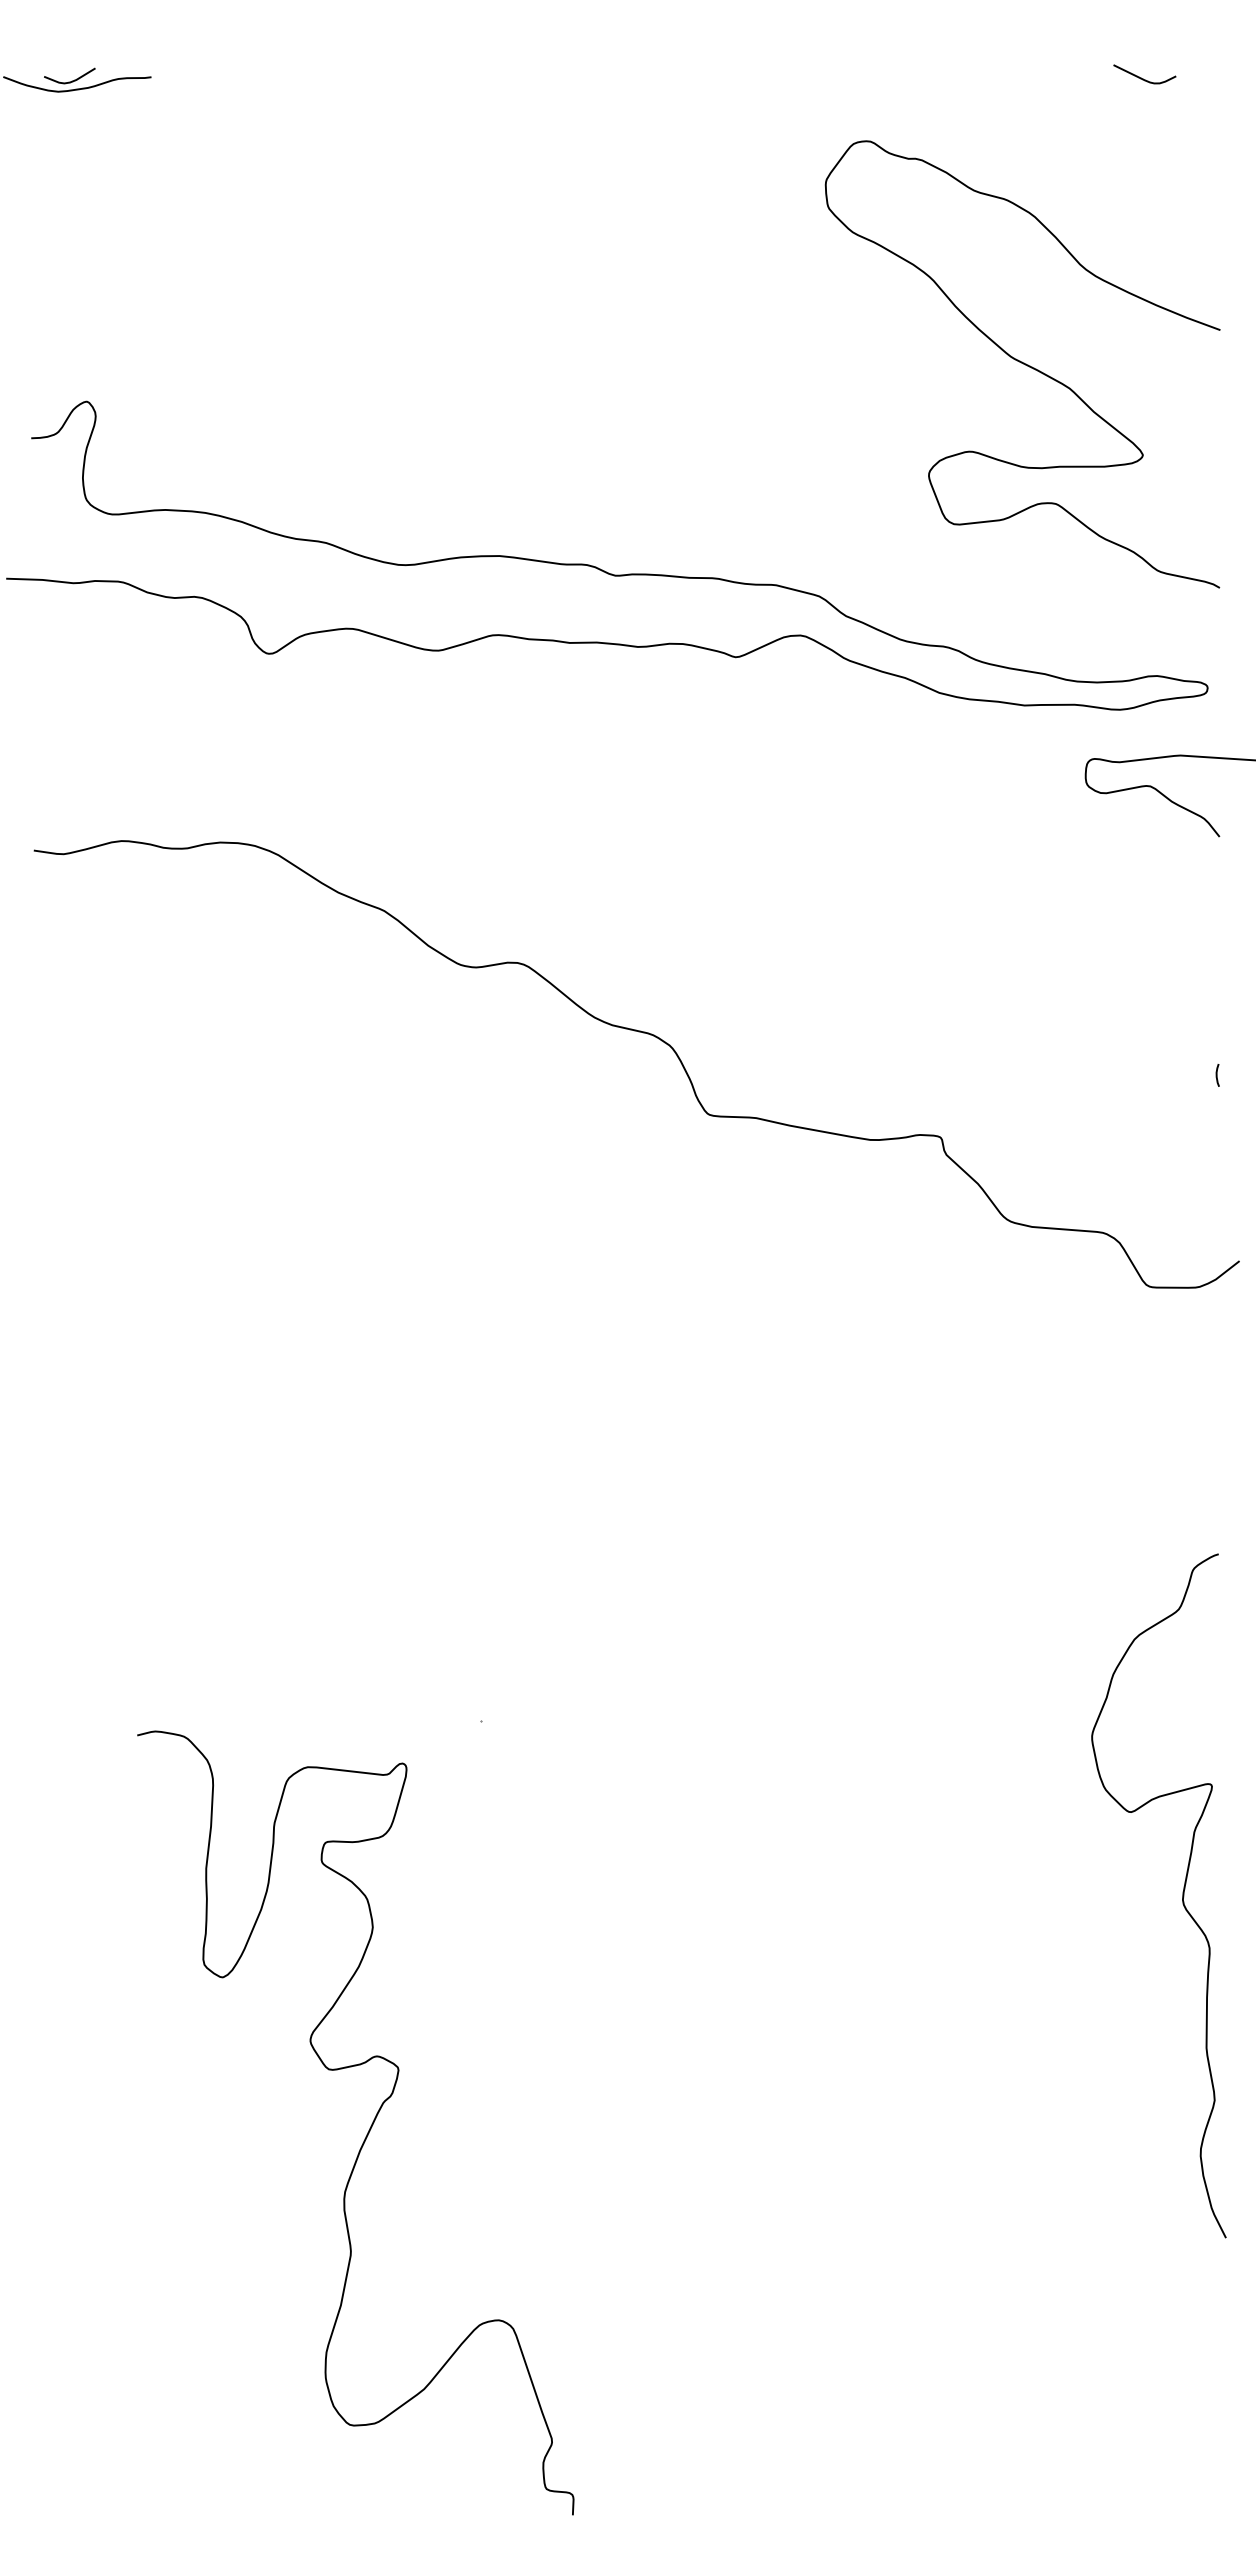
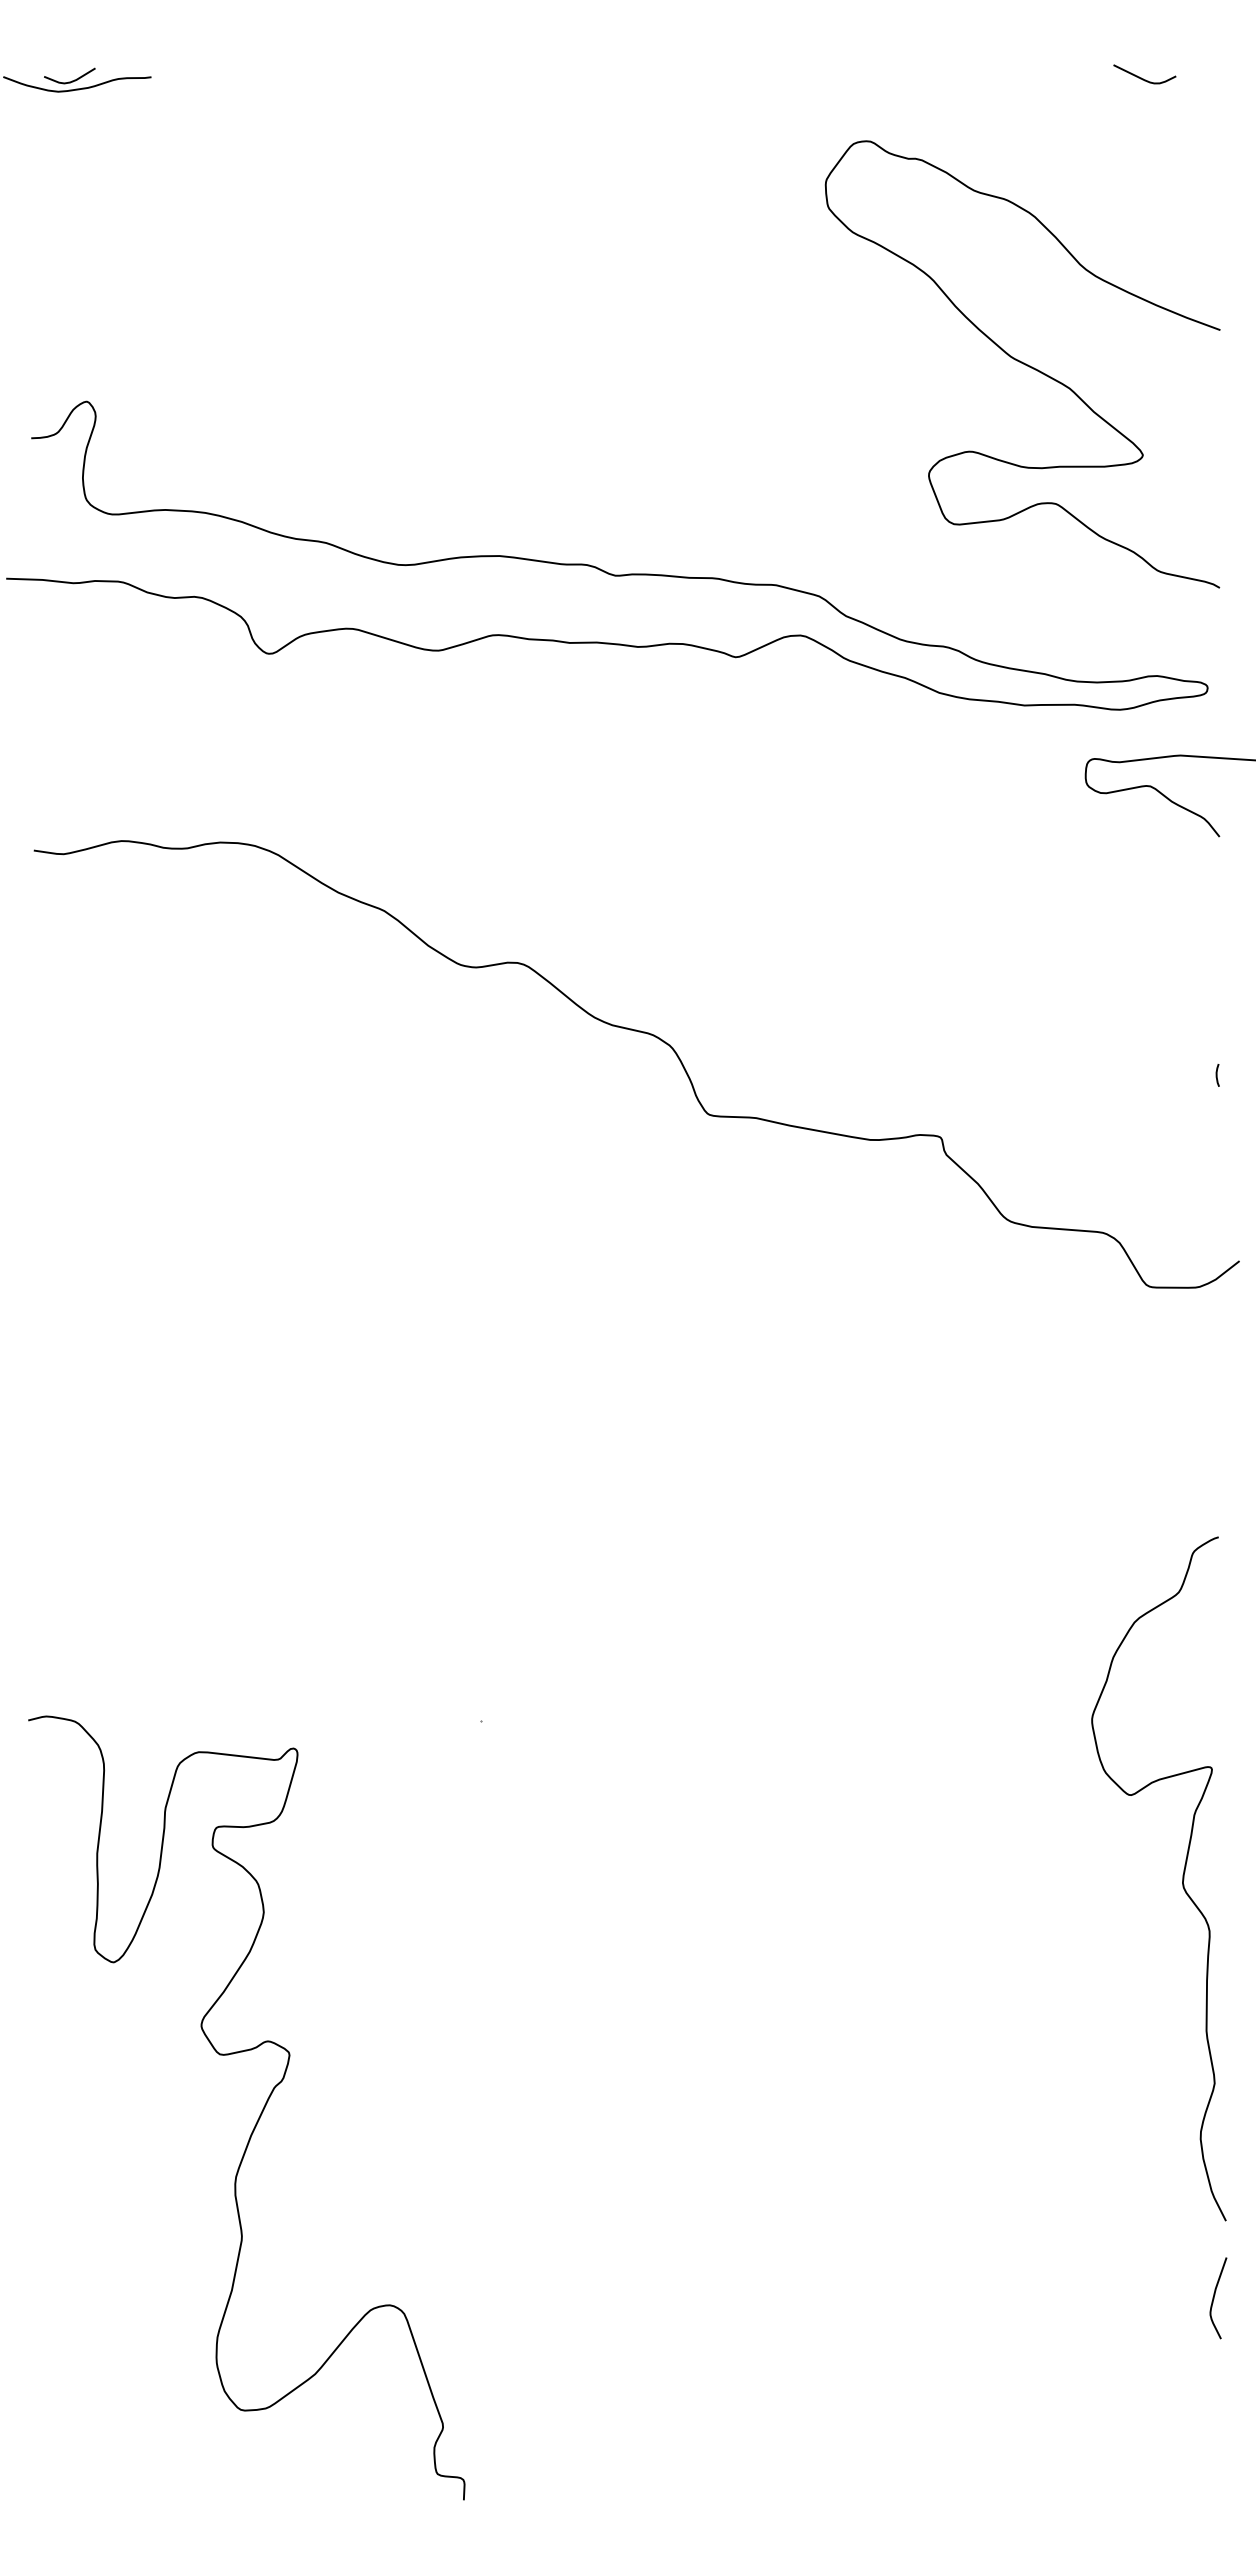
curve position: (1182, 1895) -> (1182, 1878) (1182, 1878)
curve position: (369, 2128) -> (260, 2113) (260, 2113)
curve: none -> present (1214, 2298)
